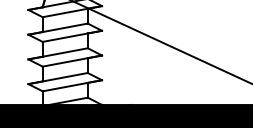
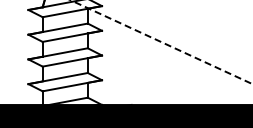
line: solid -> dashed (161, 42)
